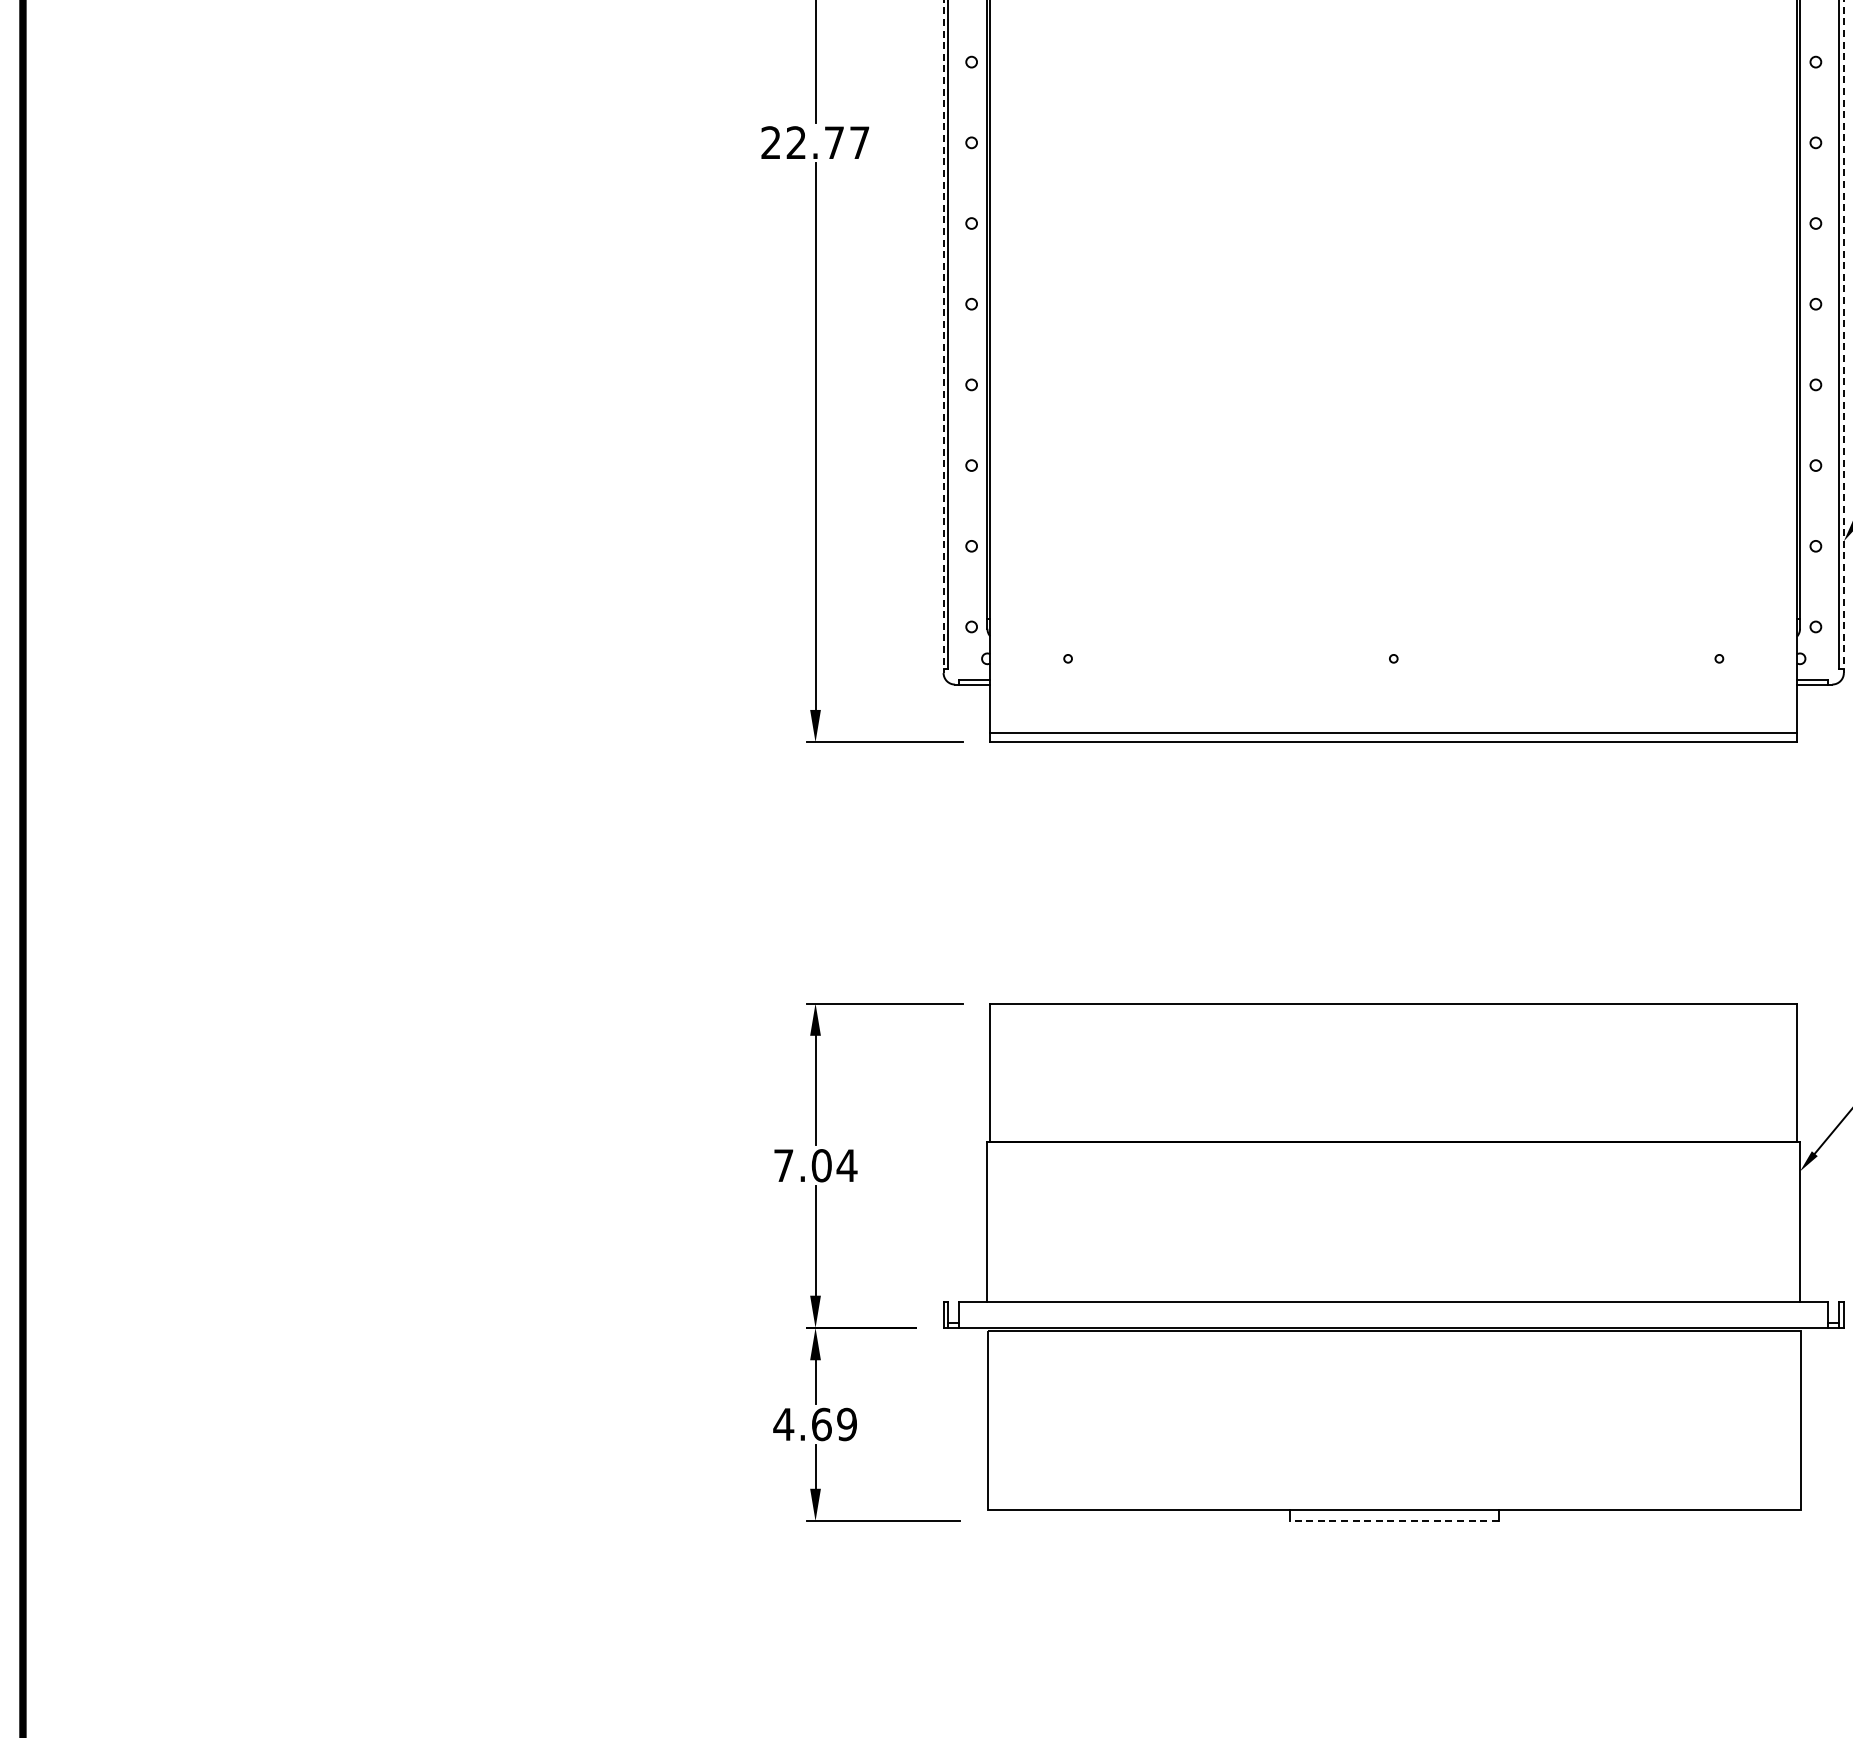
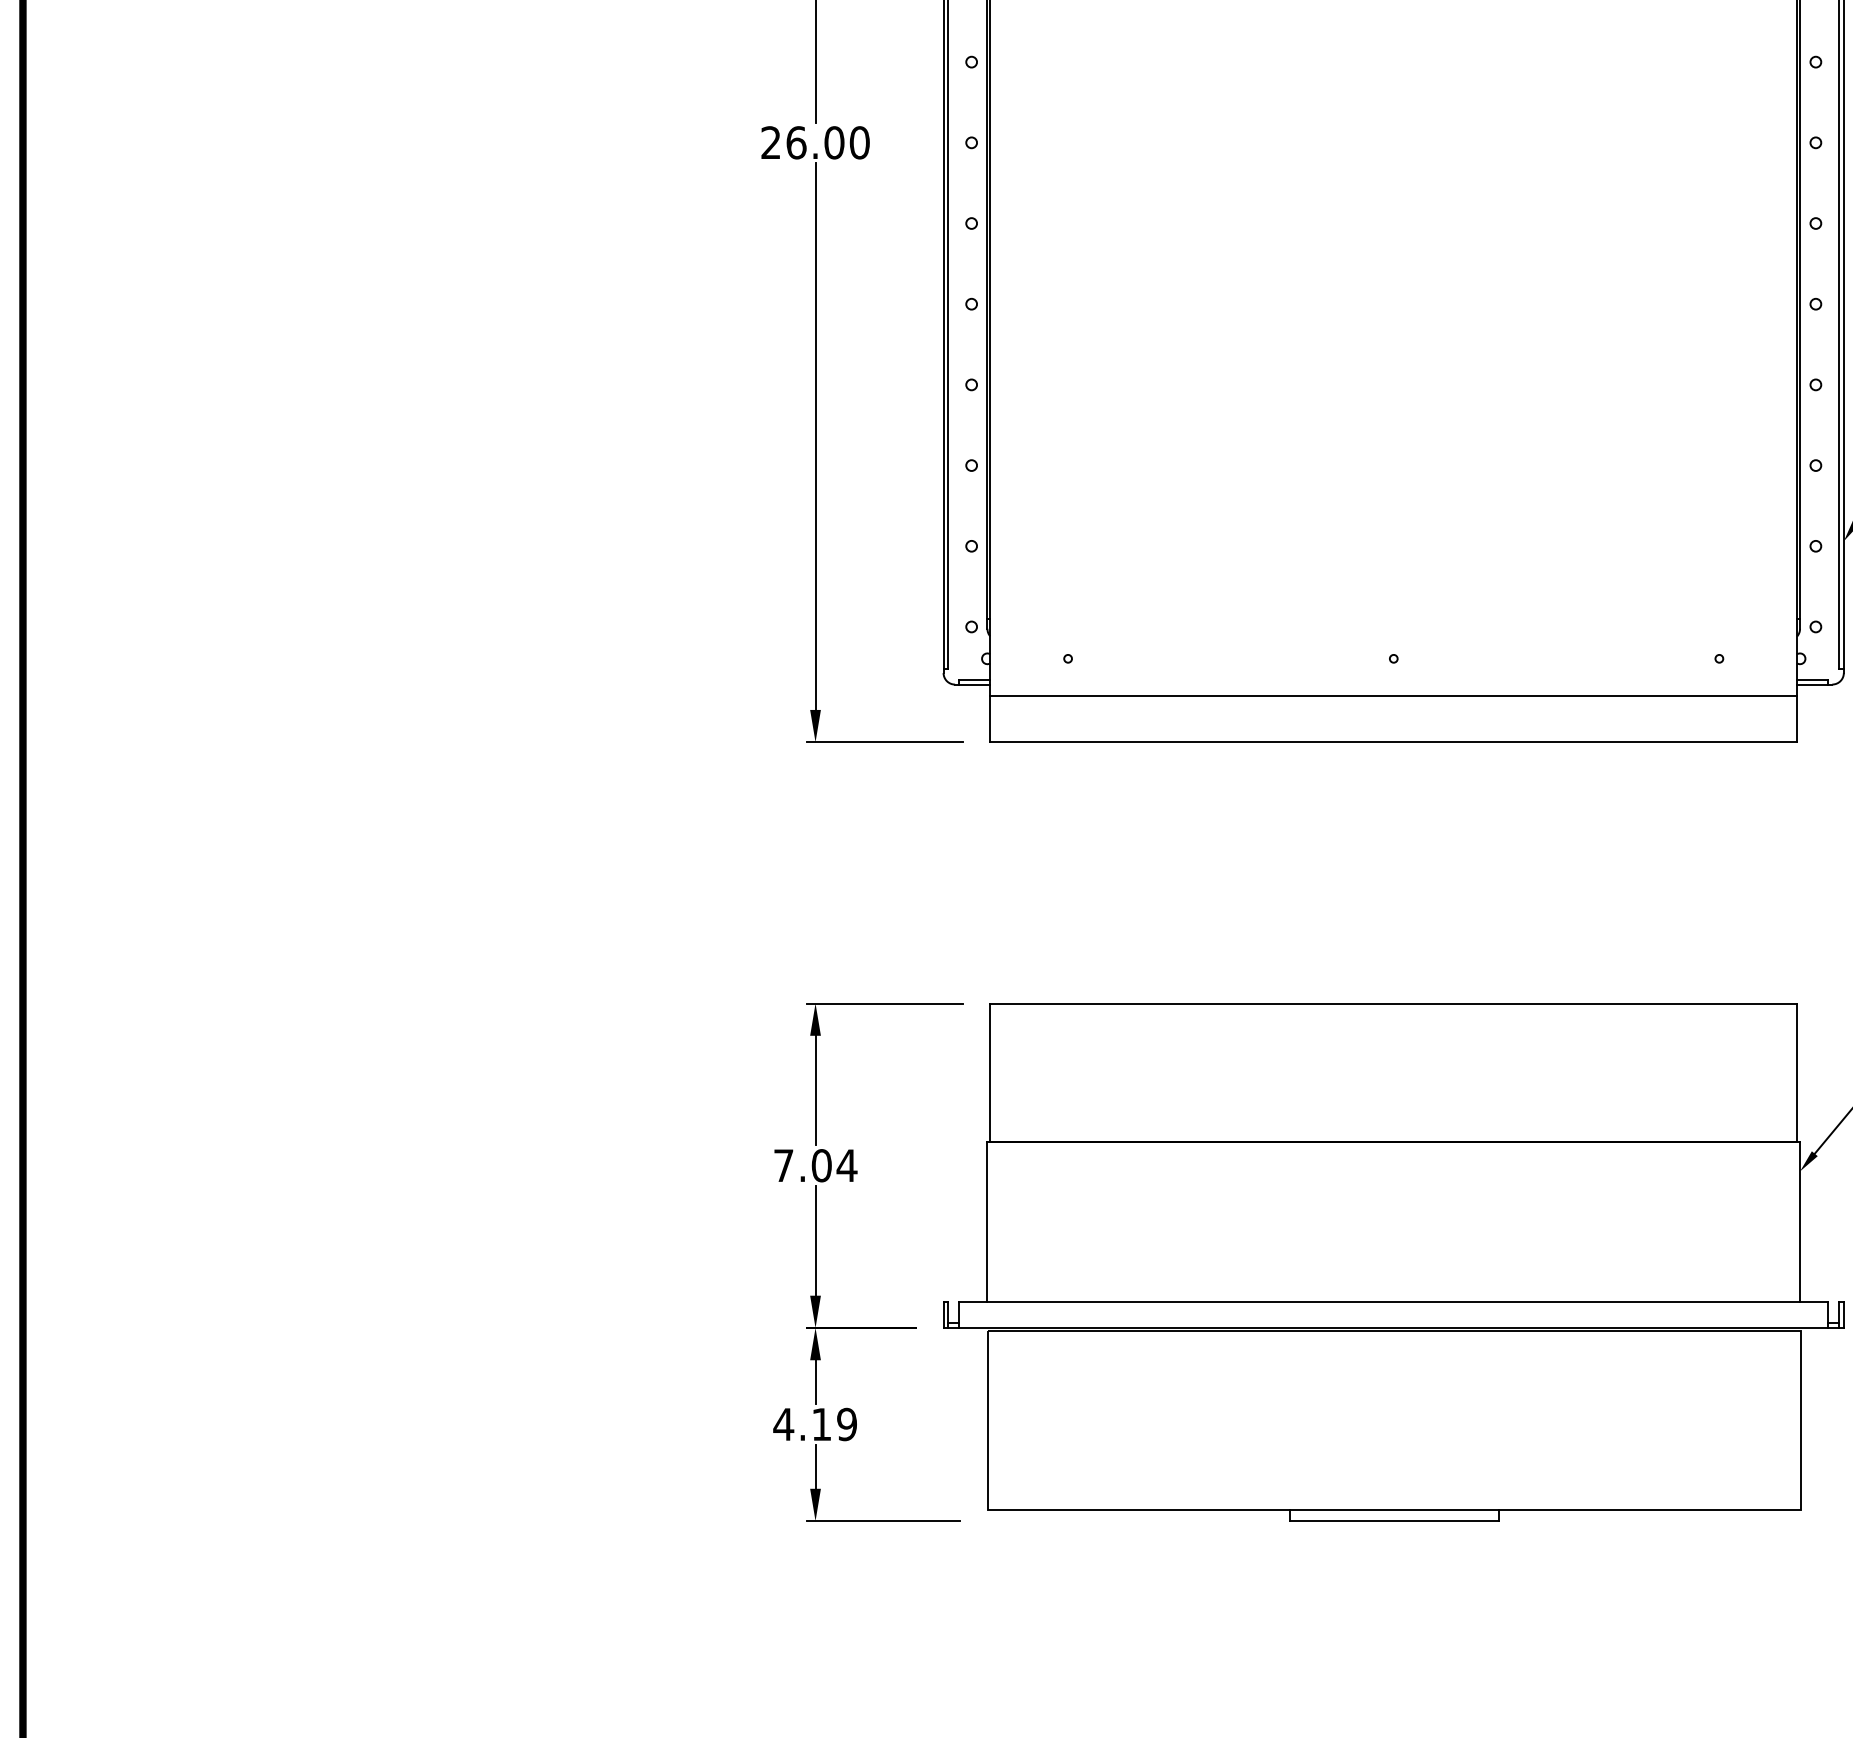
text: 22.77 -> 26.00 (827, 142)
line: dashed -> solid (943, 337)
line: dashed -> solid (1843, 337)
line position: (1393, 733) -> (1393, 696) (1393, 696)
text: 4.69 -> 4.19 (821, 1424)
line: dashed -> solid (1393, 1521)
